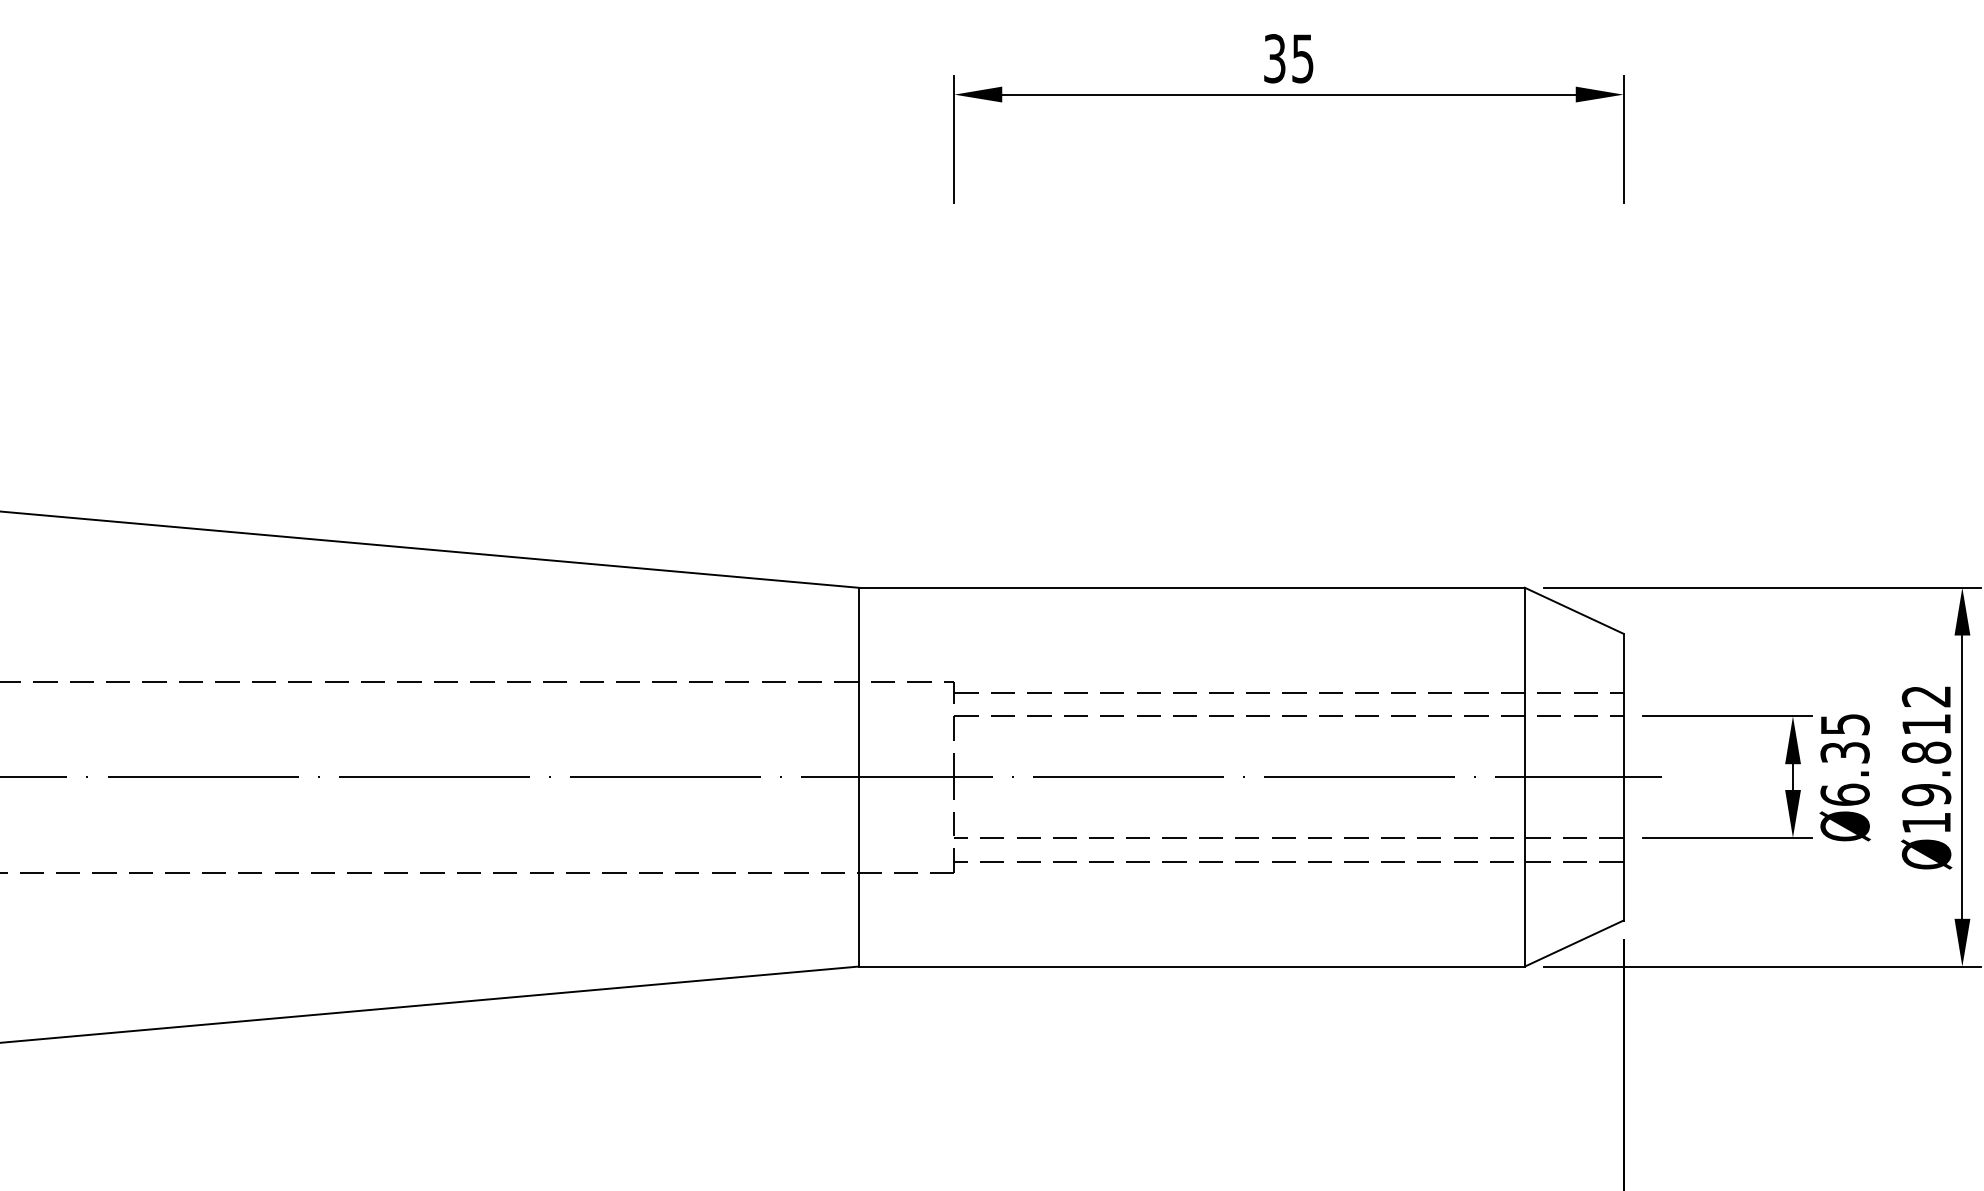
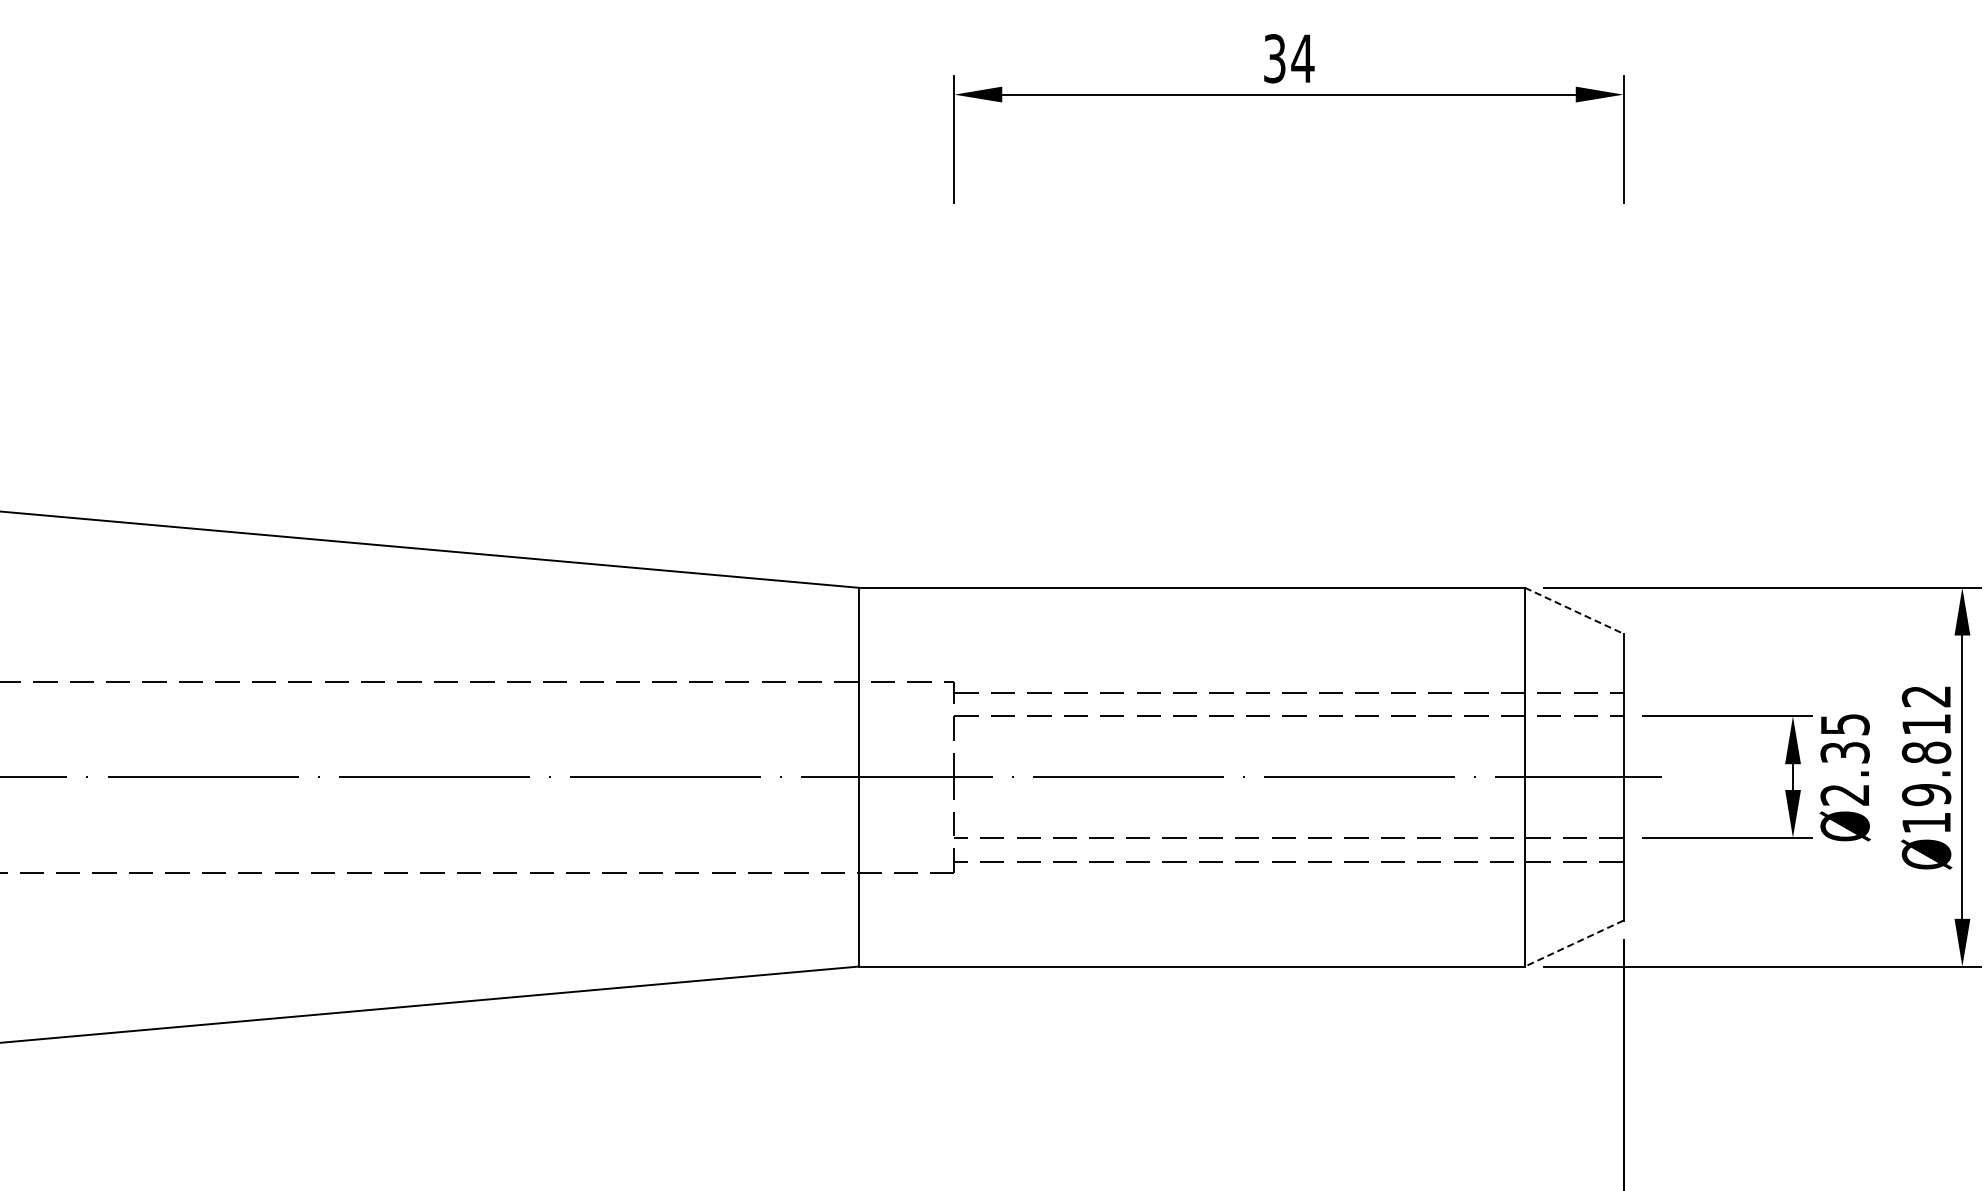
text: 35 -> 34 (1302, 58)
line: solid -> dashed (1574, 611)
text: Ø6.35 -> Ø2.35 (1844, 794)
line: solid -> dashed (1573, 943)
